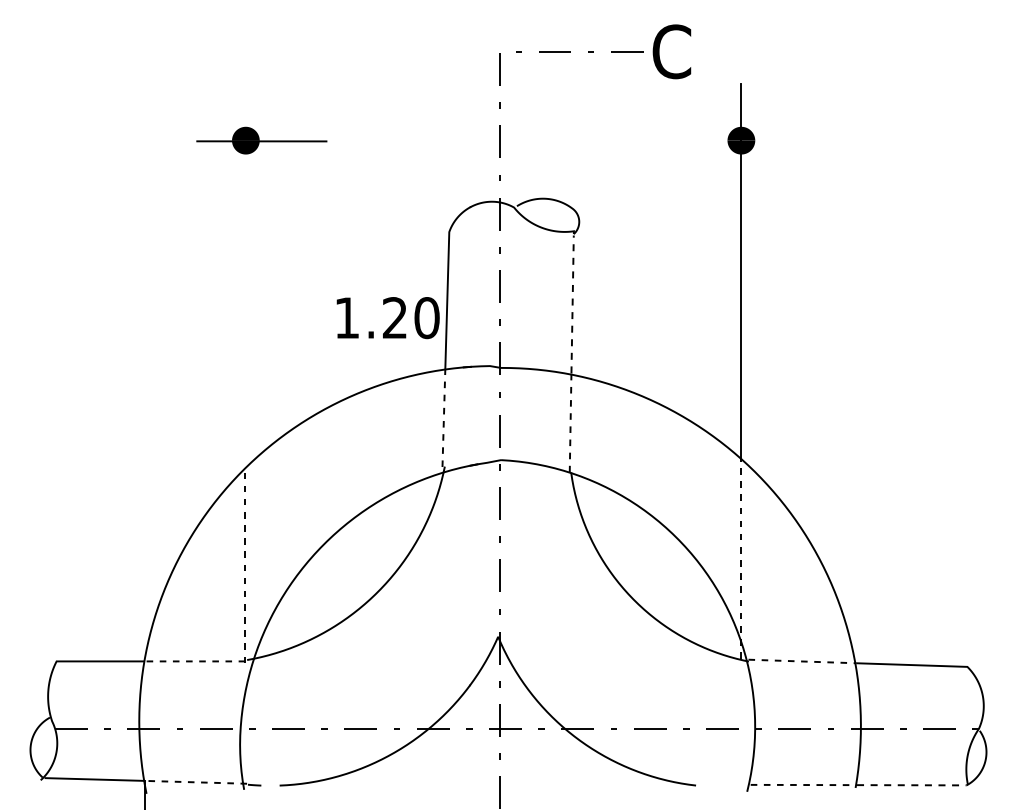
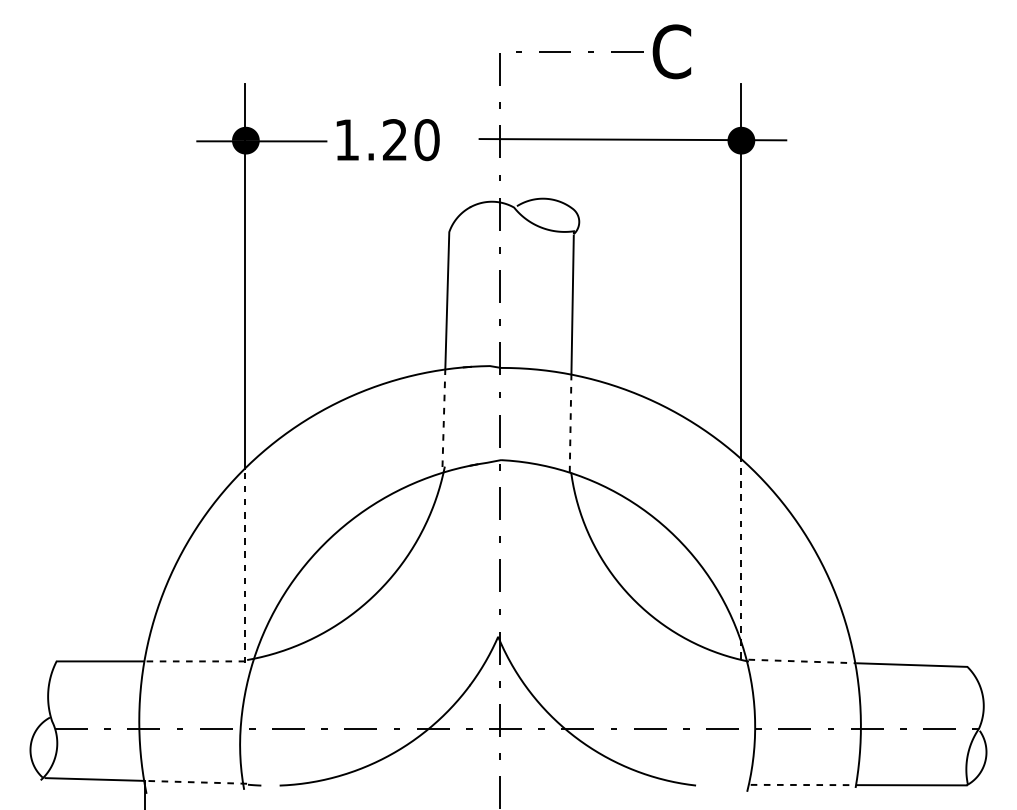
line: none -> present (632, 139)
line: none -> present (245, 276)
line: dashed -> solid (572, 304)
text position: (387, 318) -> (387, 140) (387, 140)
line: dashed -> solid (911, 785)
